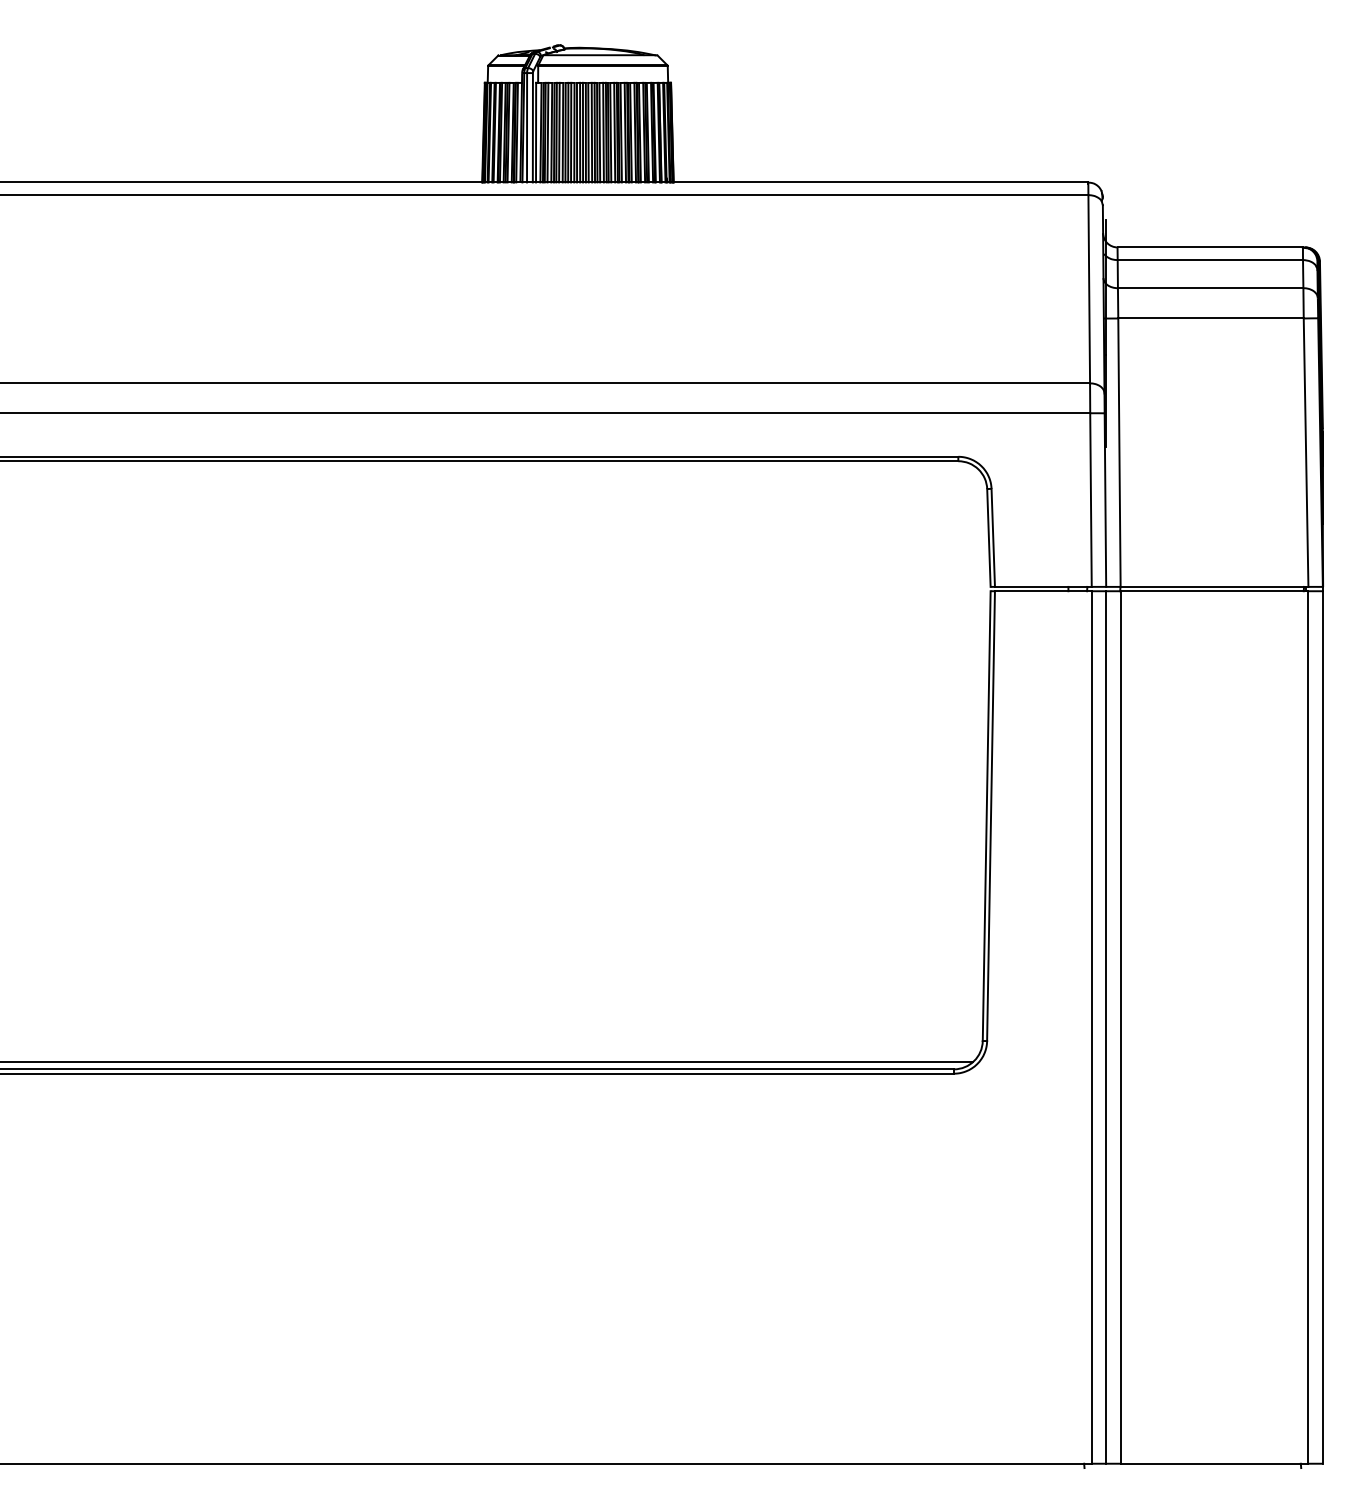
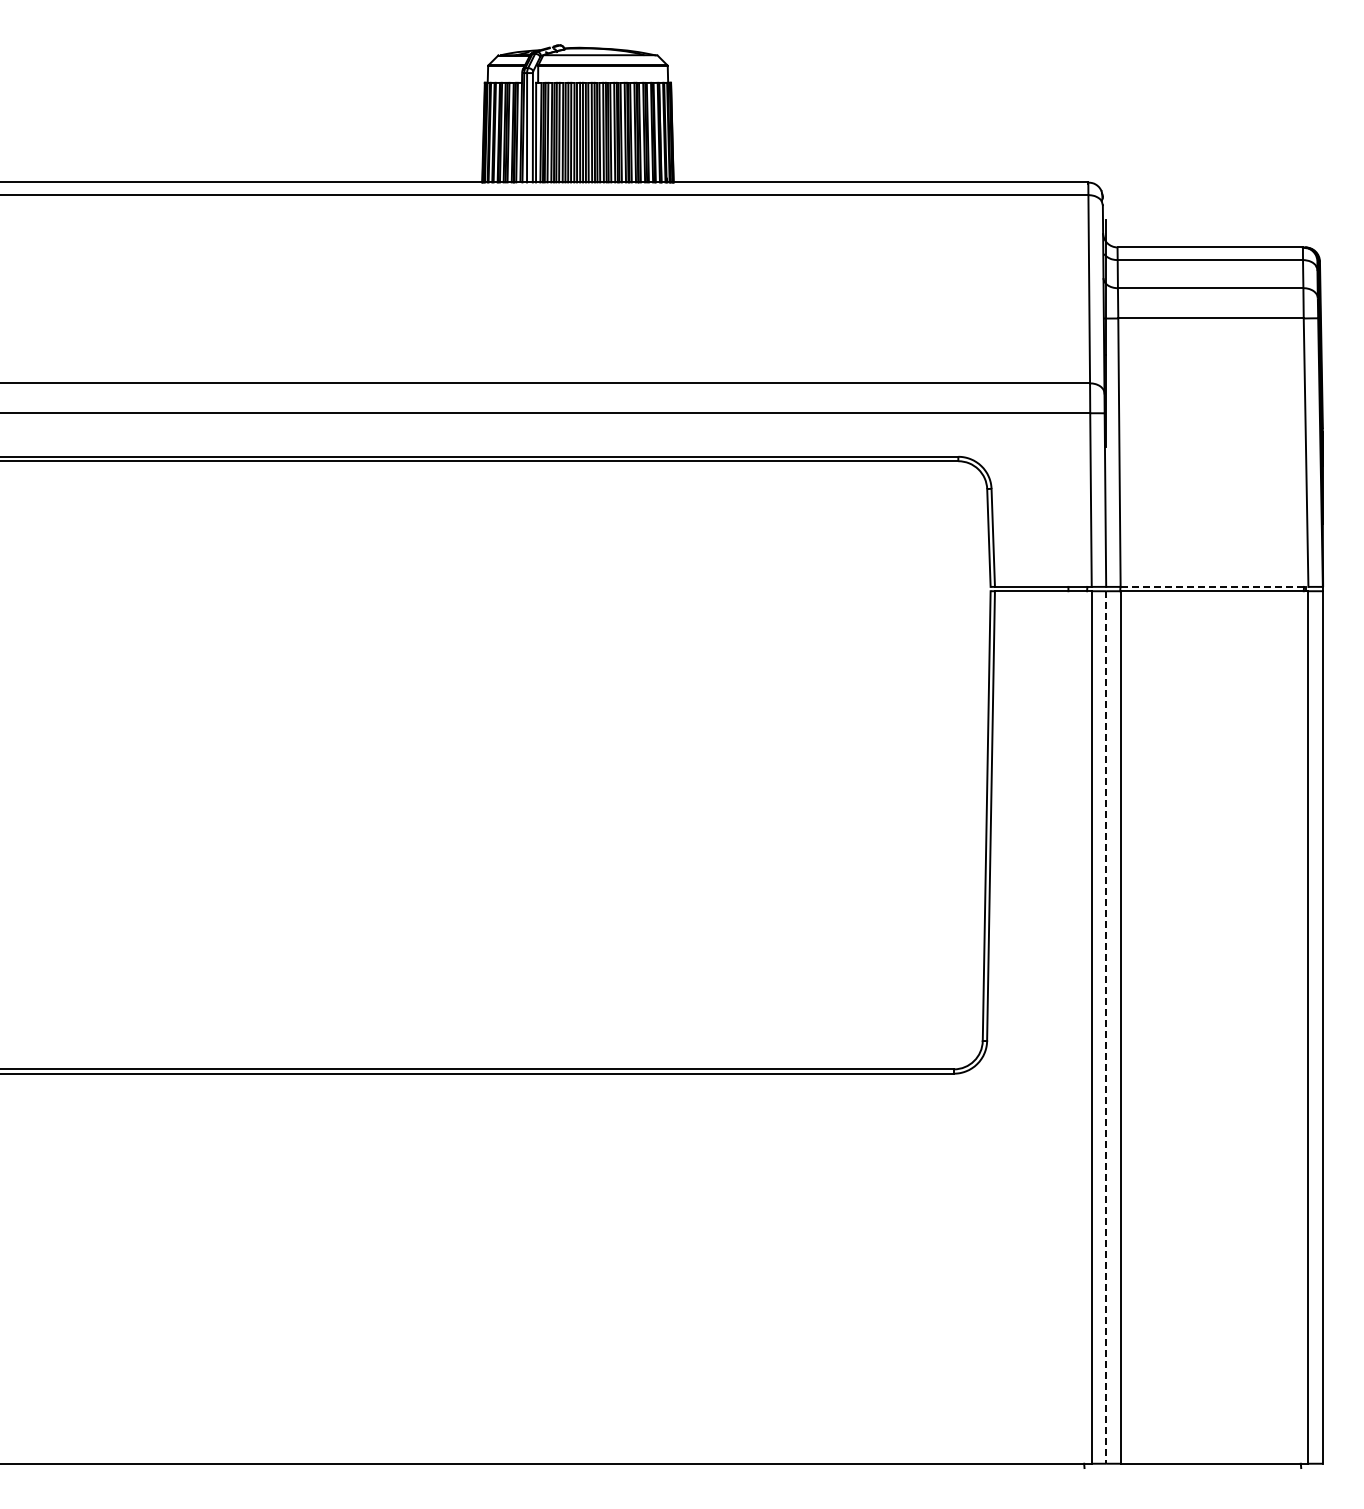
line: solid -> dashed (1214, 586)
line: solid -> dashed (1106, 1027)
line: present -> none (487, 1062)
